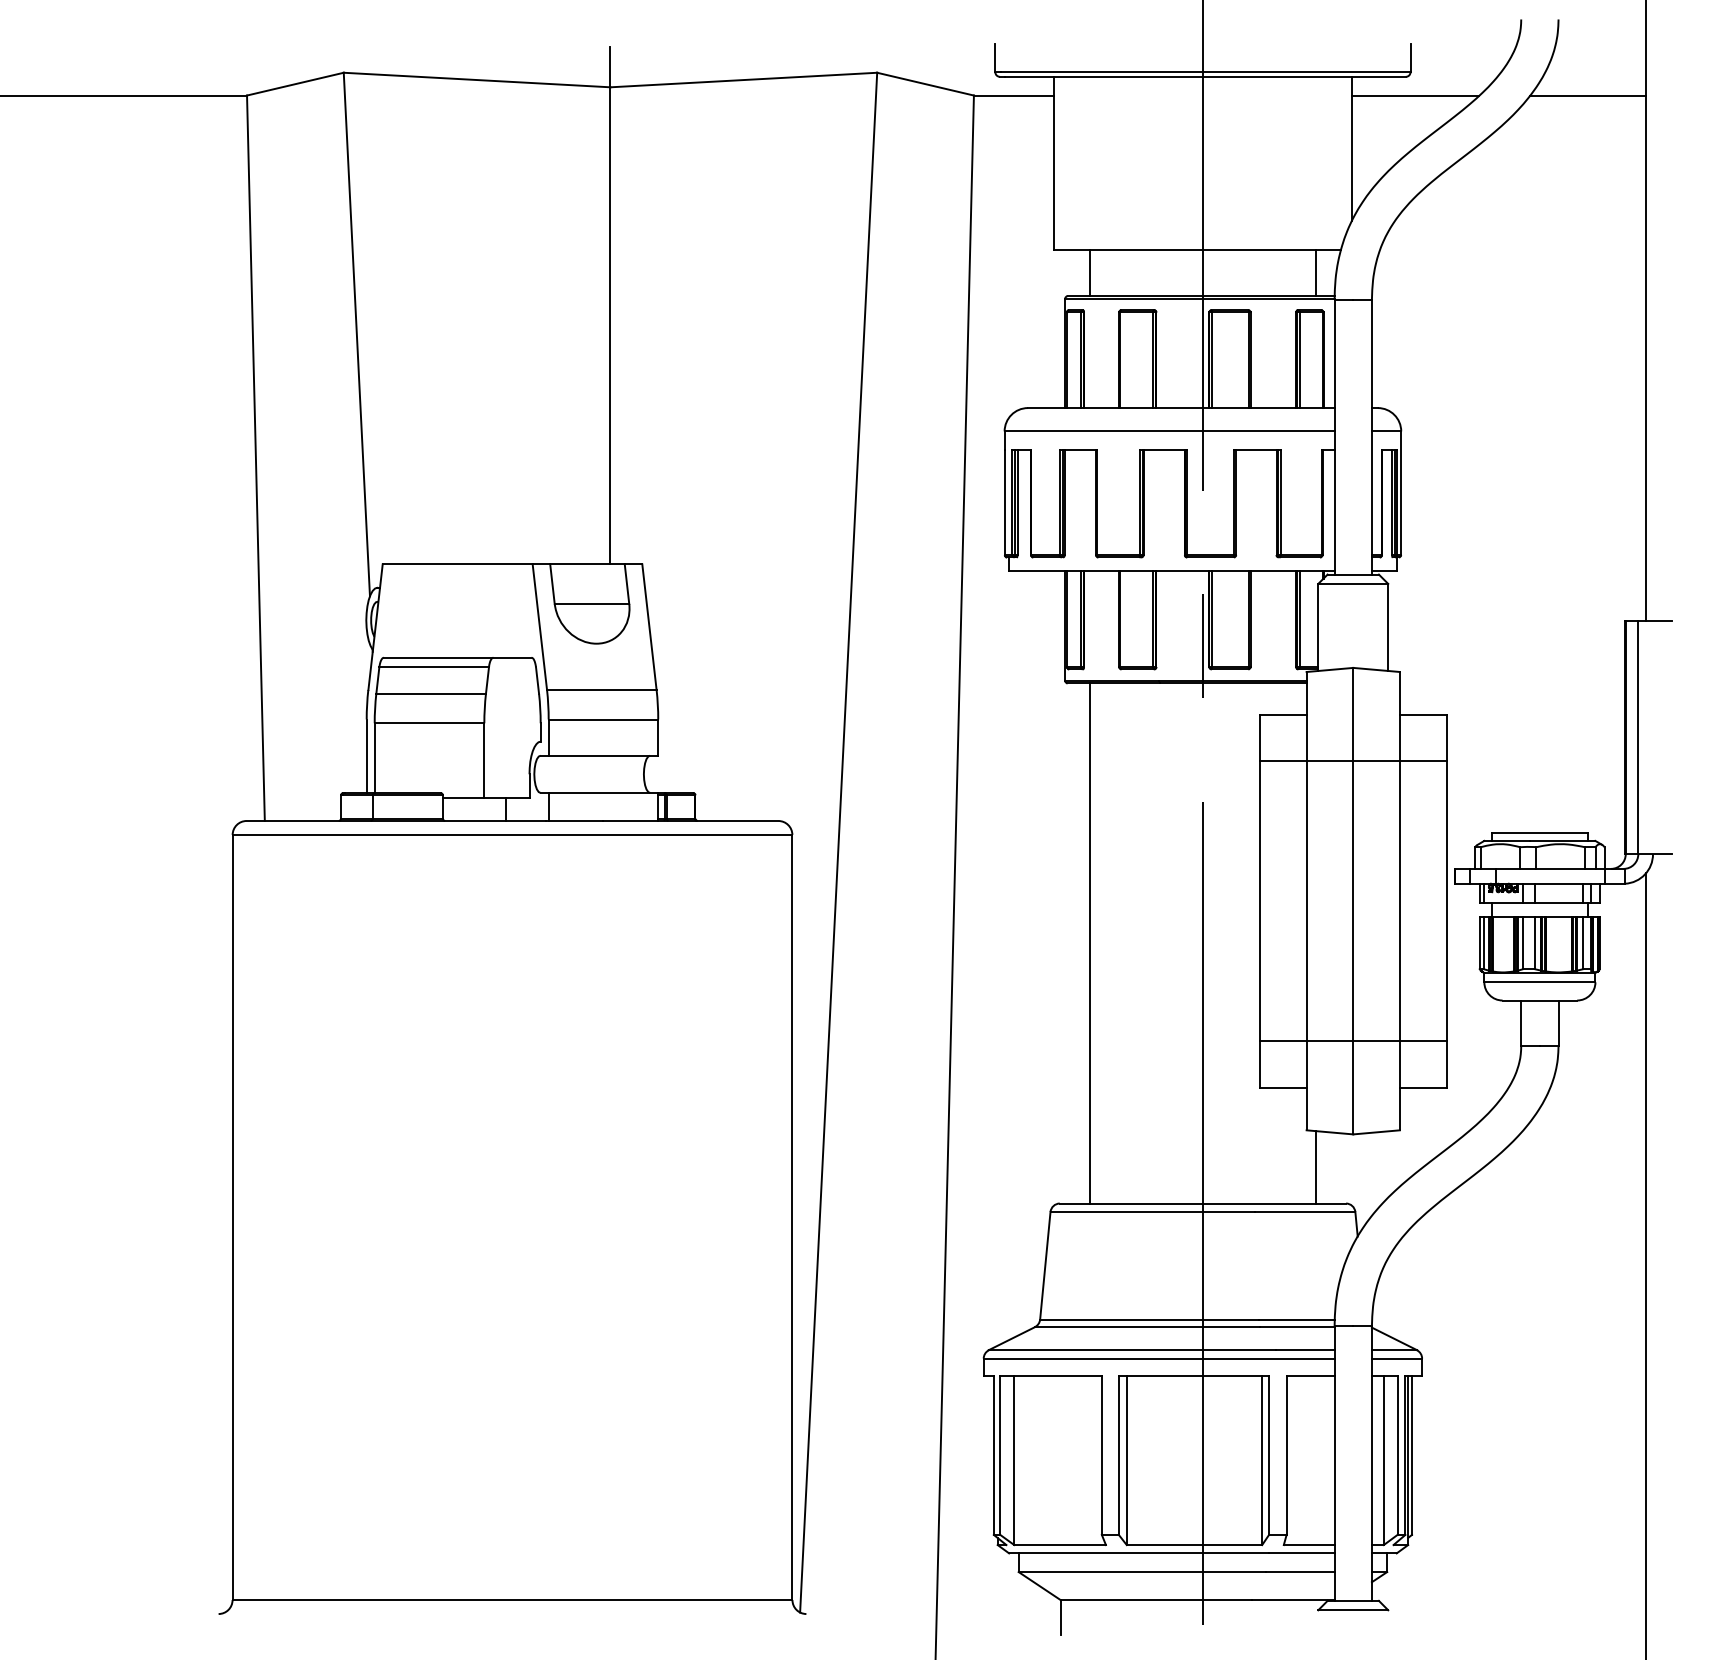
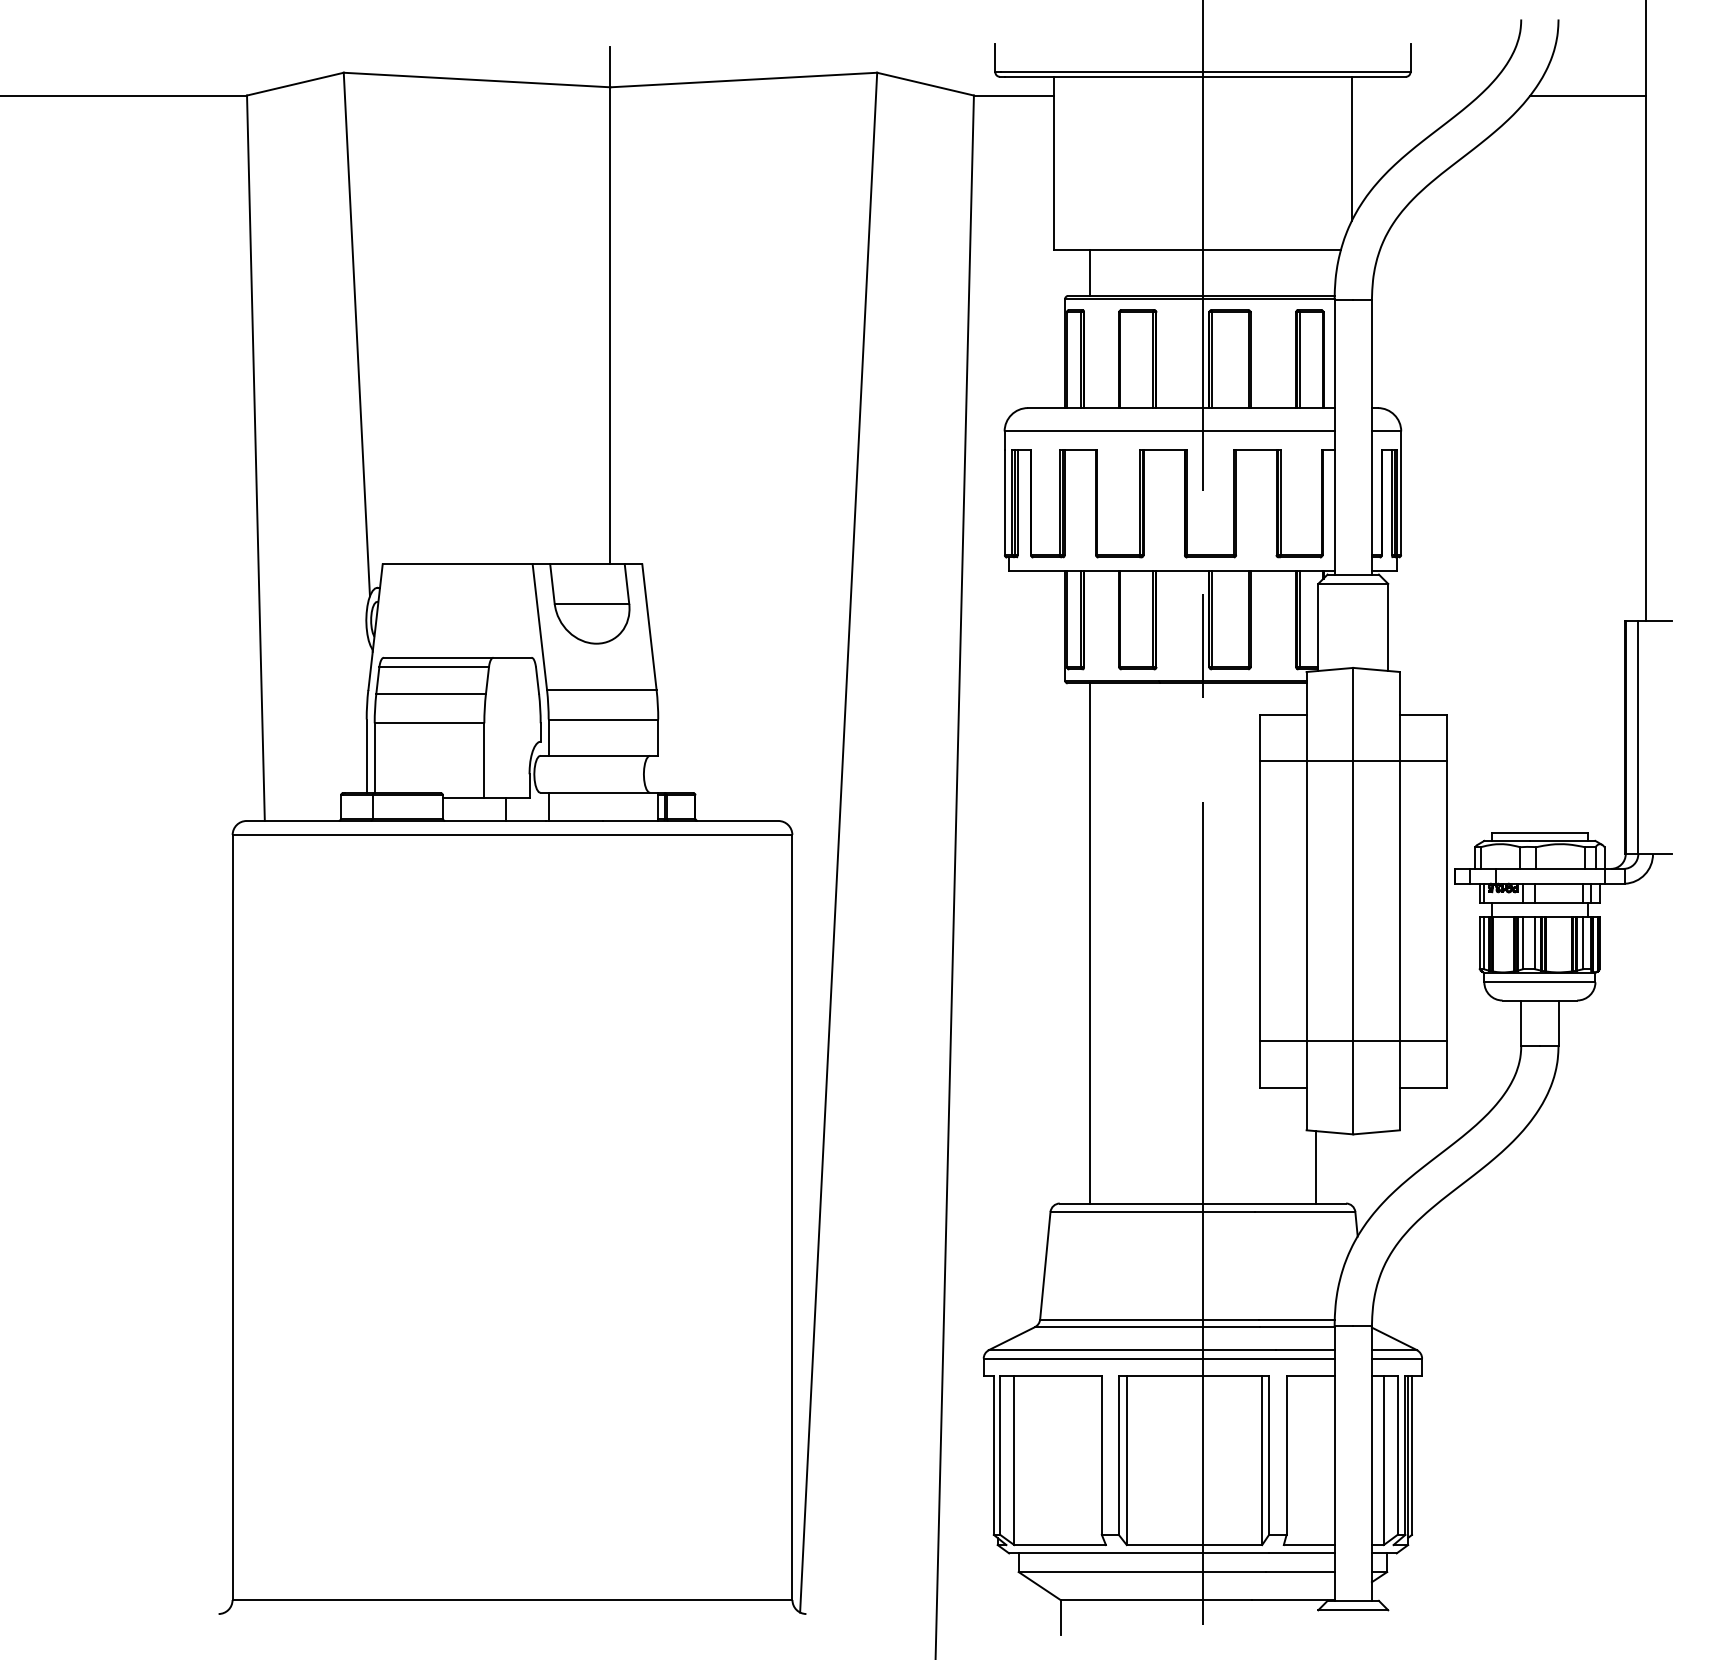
line: present -> none (1415, 95)
line: present -> none (1316, 272)
line: present -> none (1645, 1264)
